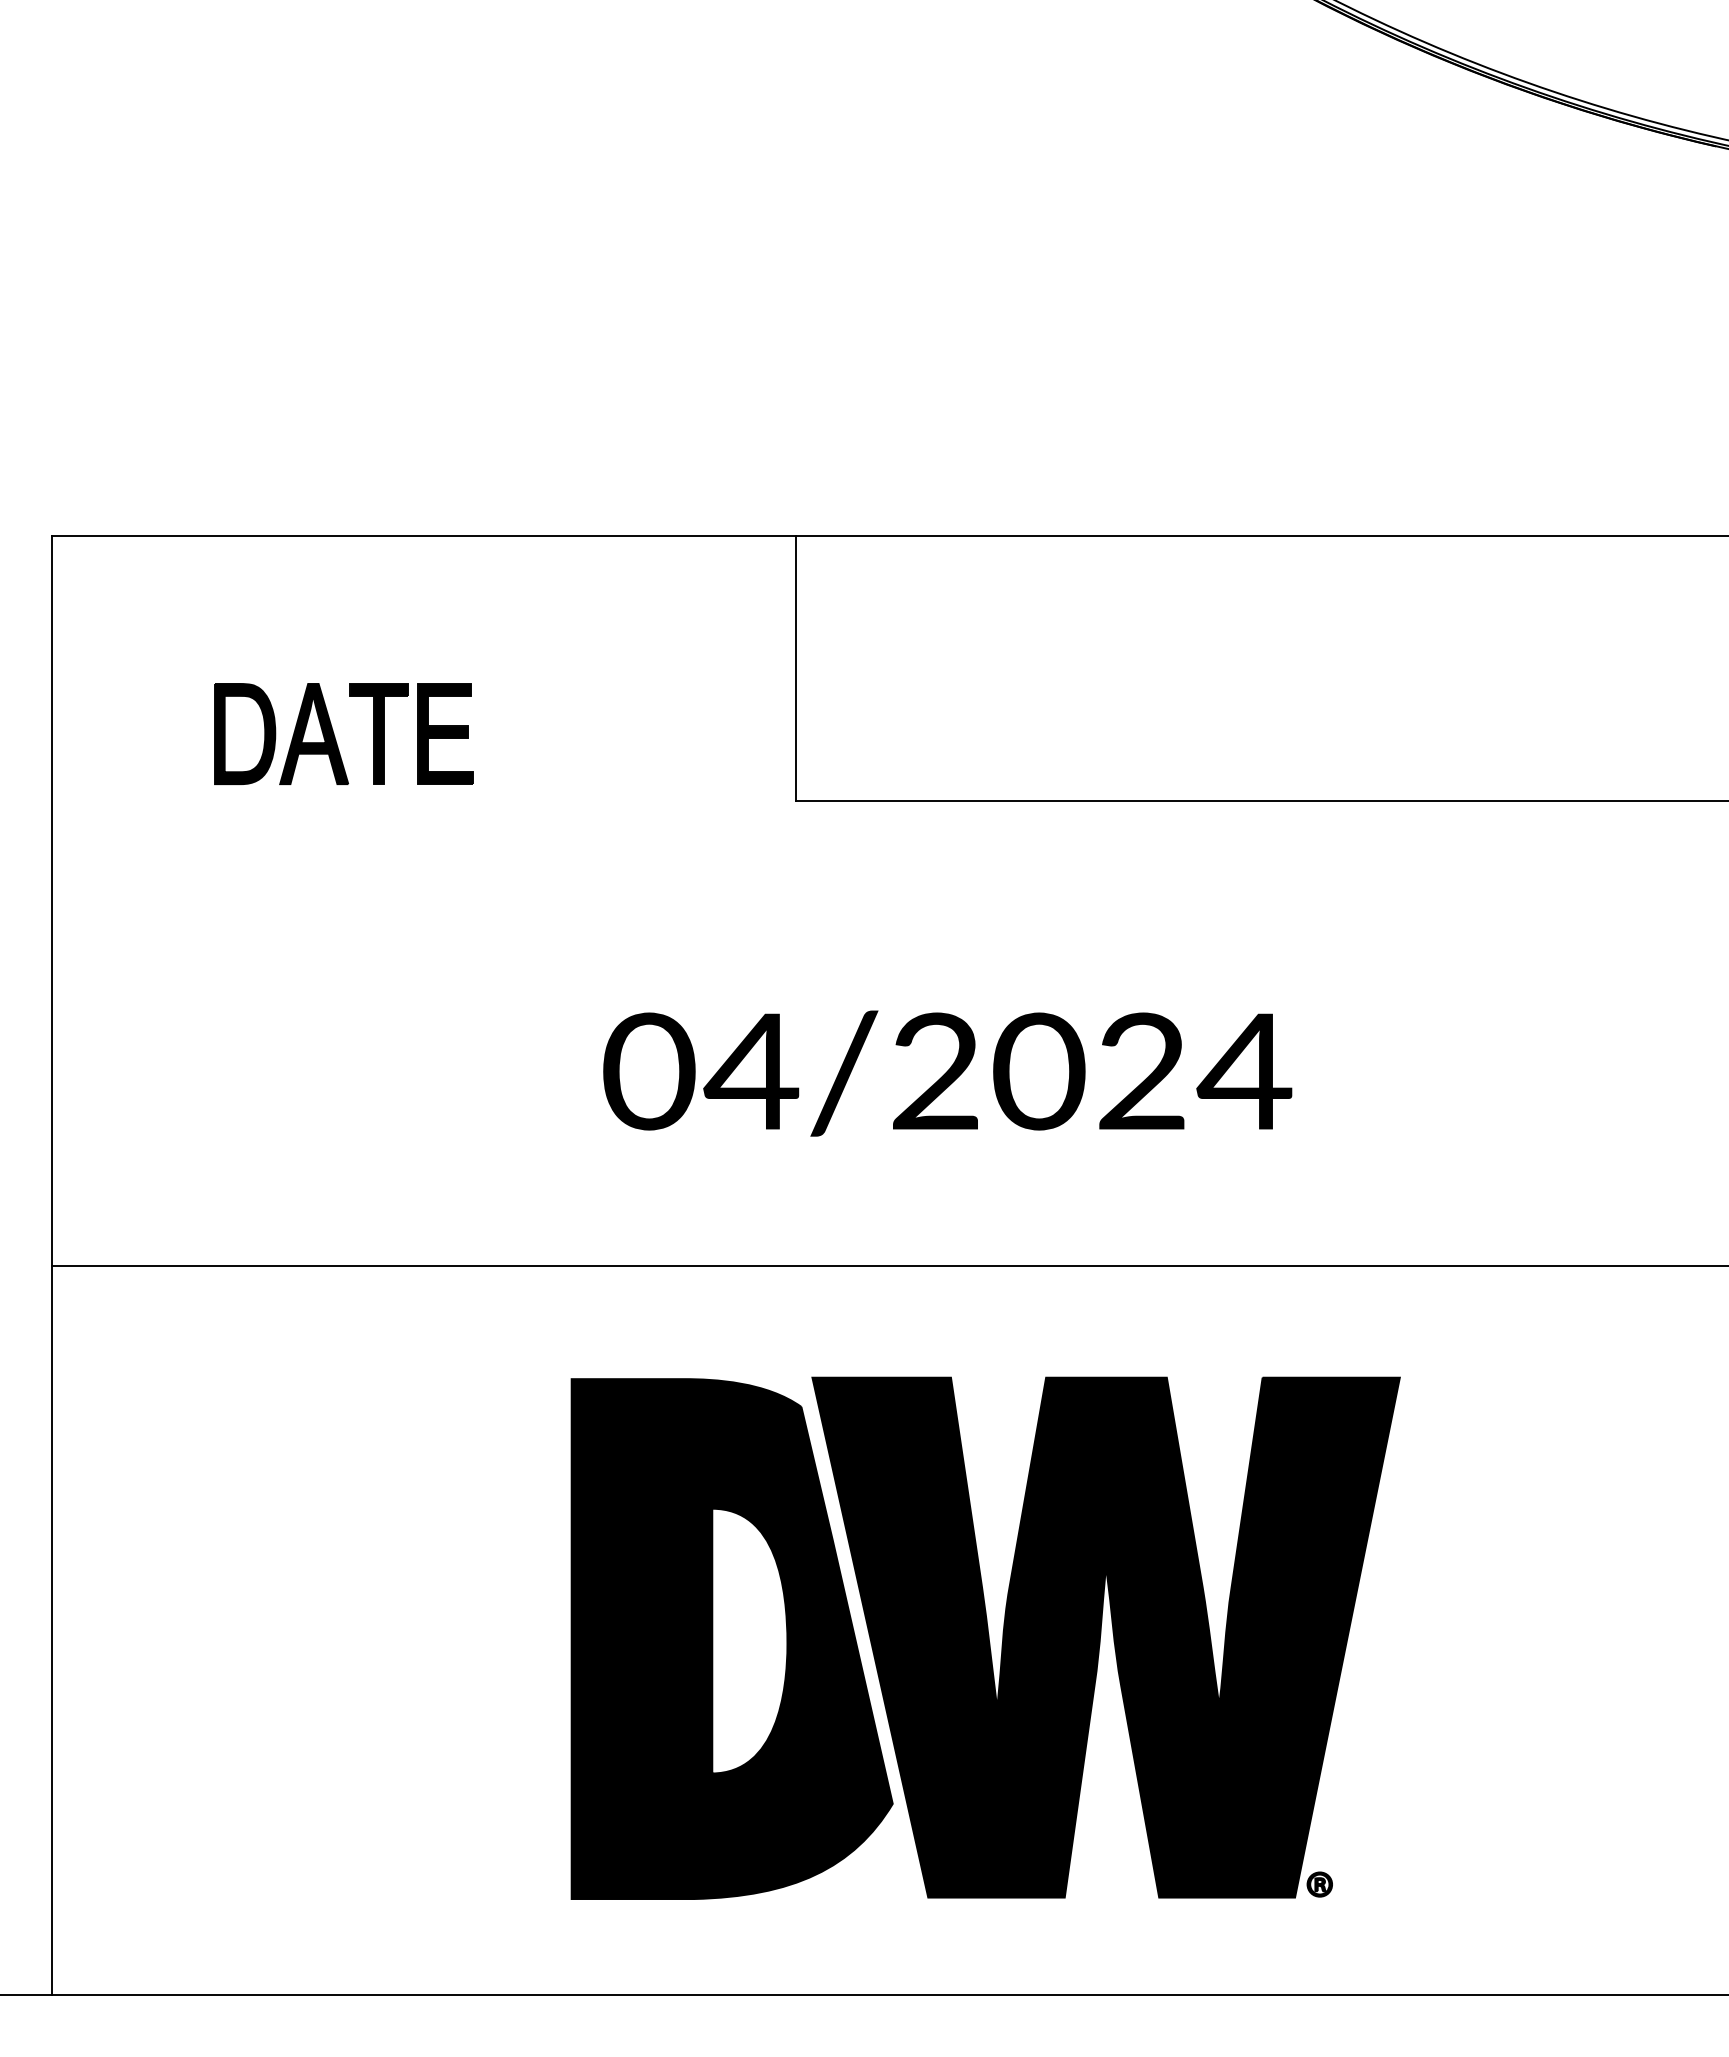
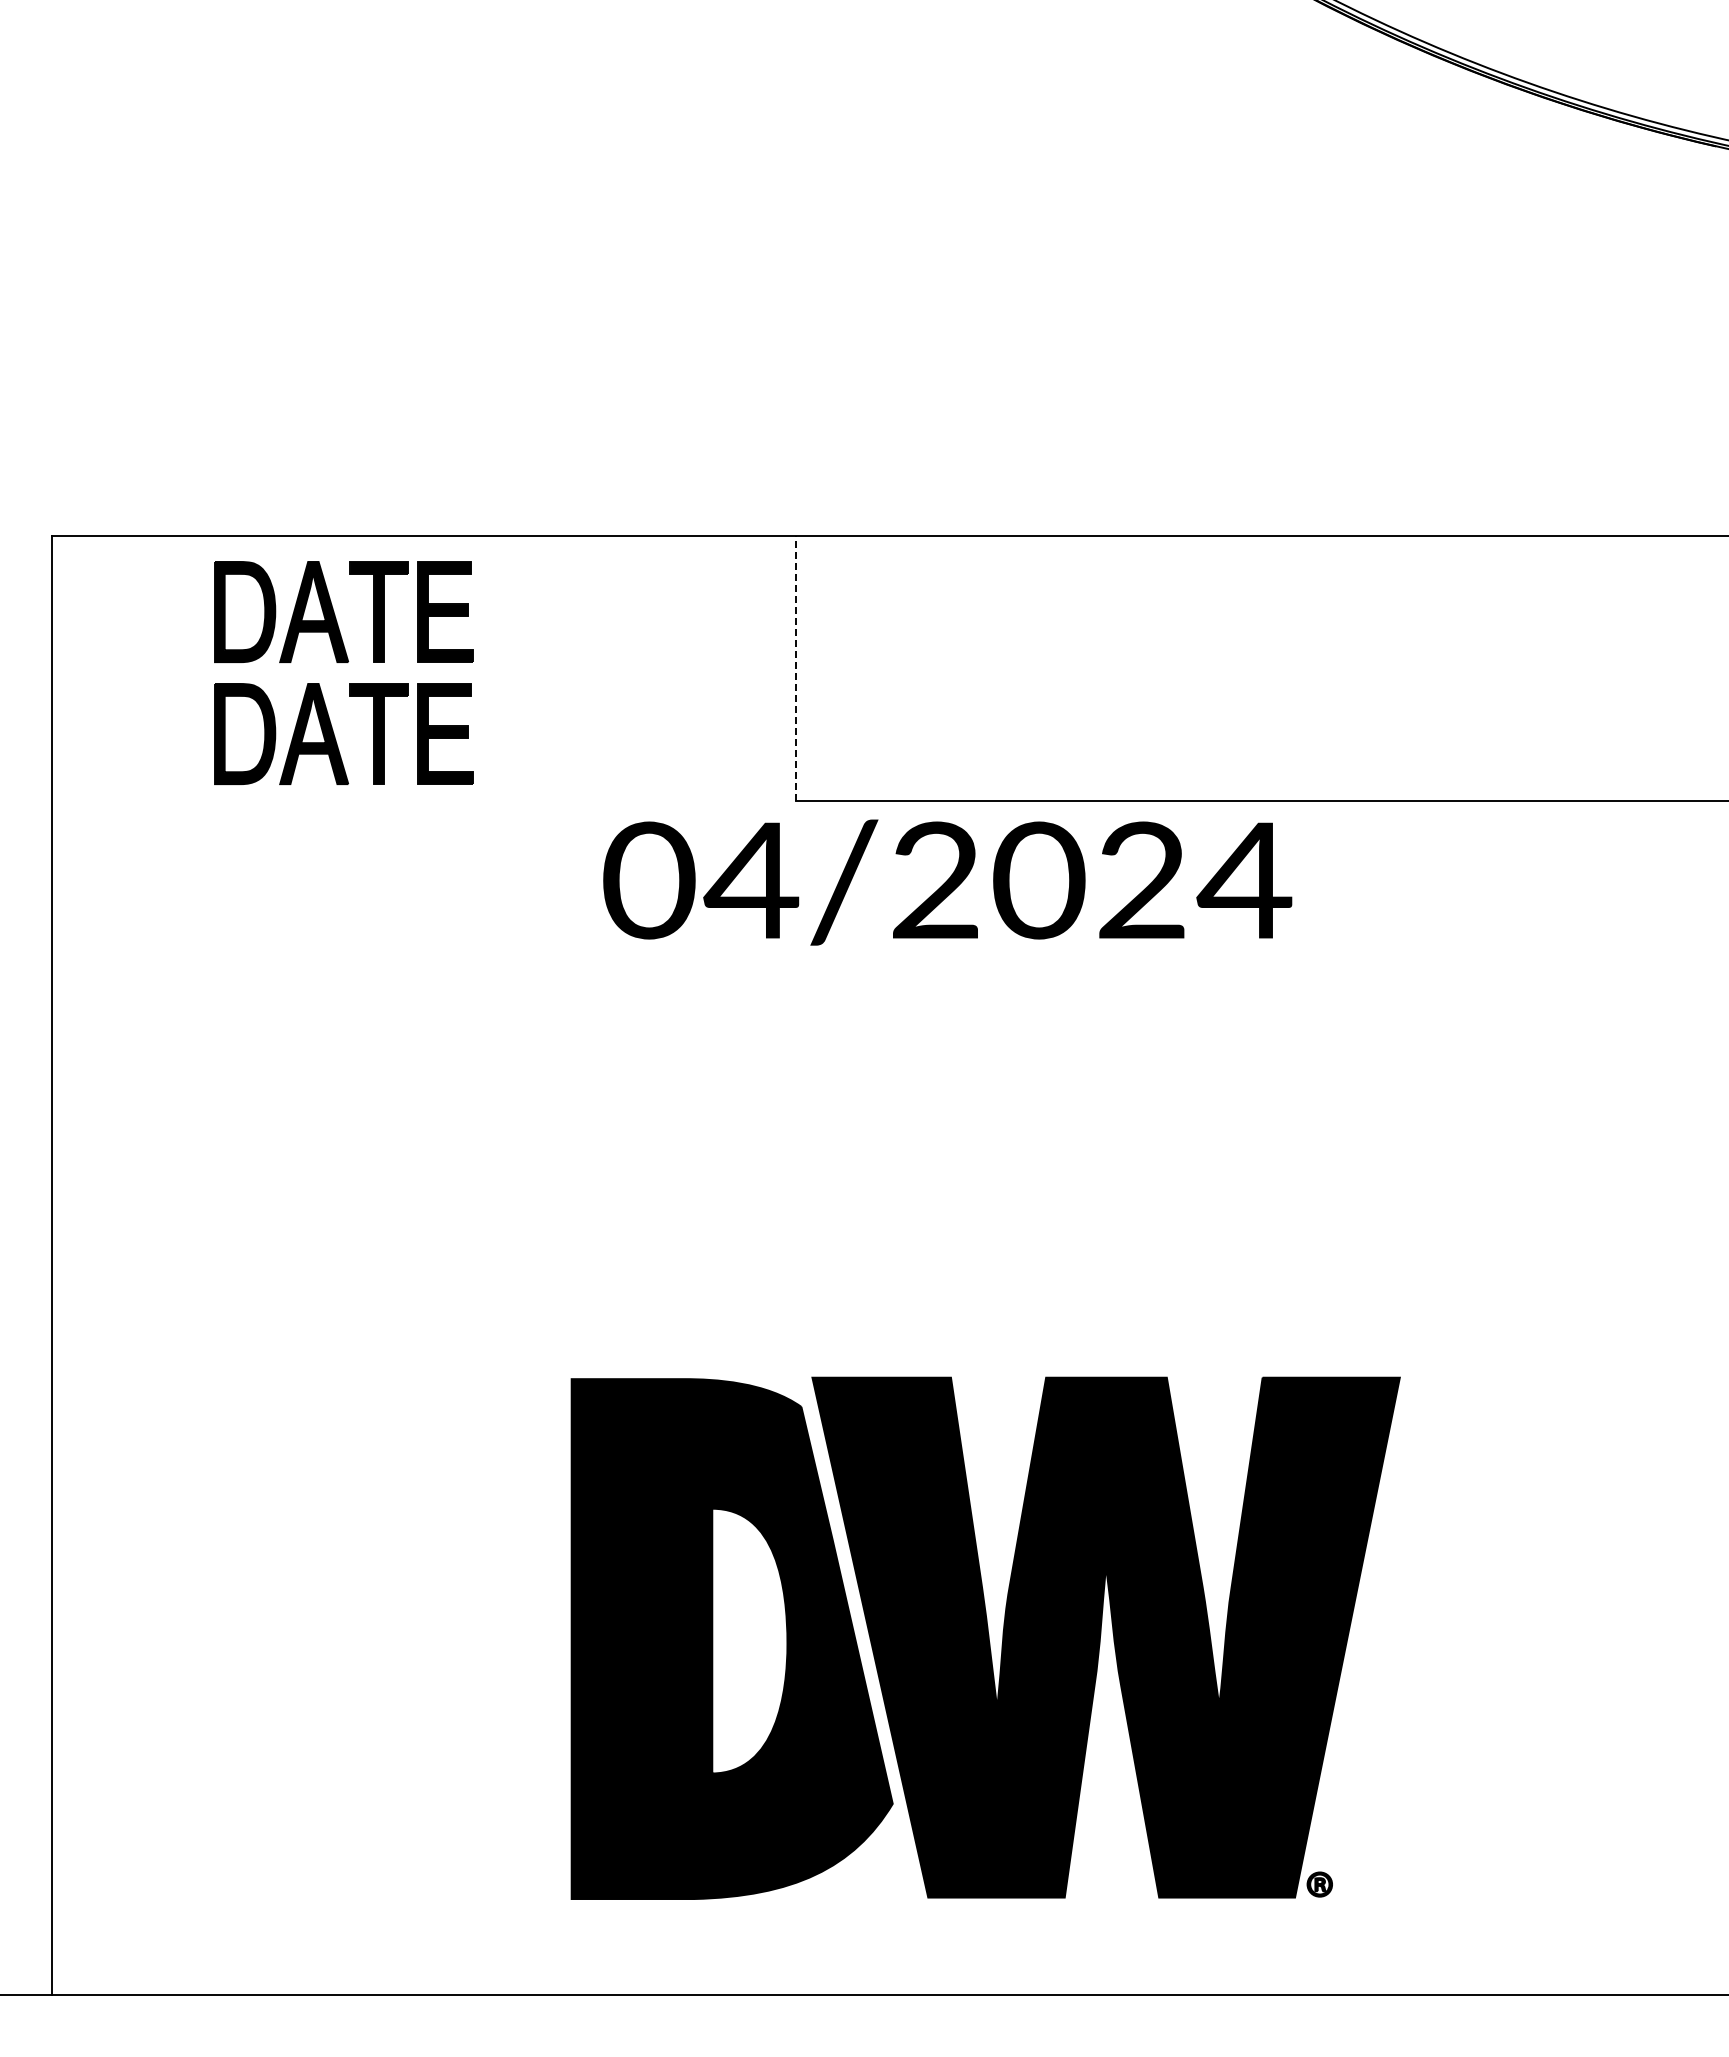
part: none -> present (335, 614)
line: solid -> dashed (796, 668)
text position: (947, 1073) -> (947, 882) (947, 882)
line: present -> none (888, 1266)
